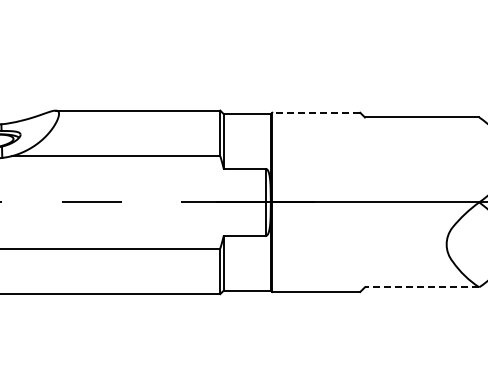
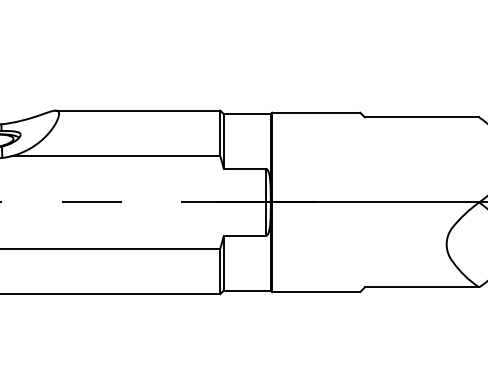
line: dashed -> solid (316, 112)
line: dashed -> solid (421, 287)
